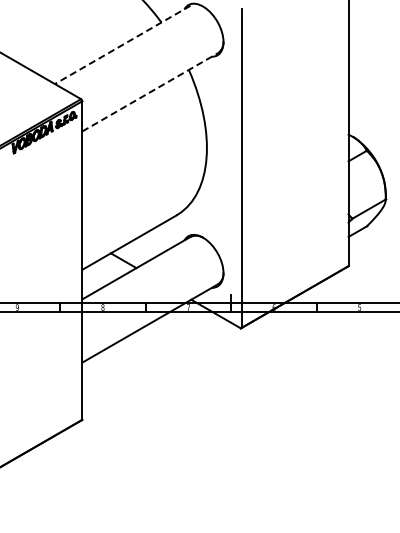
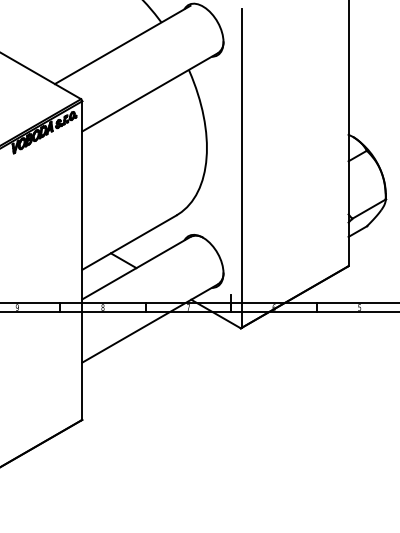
line: dashed -> solid (122, 45)
line: dashed -> solid (150, 92)
